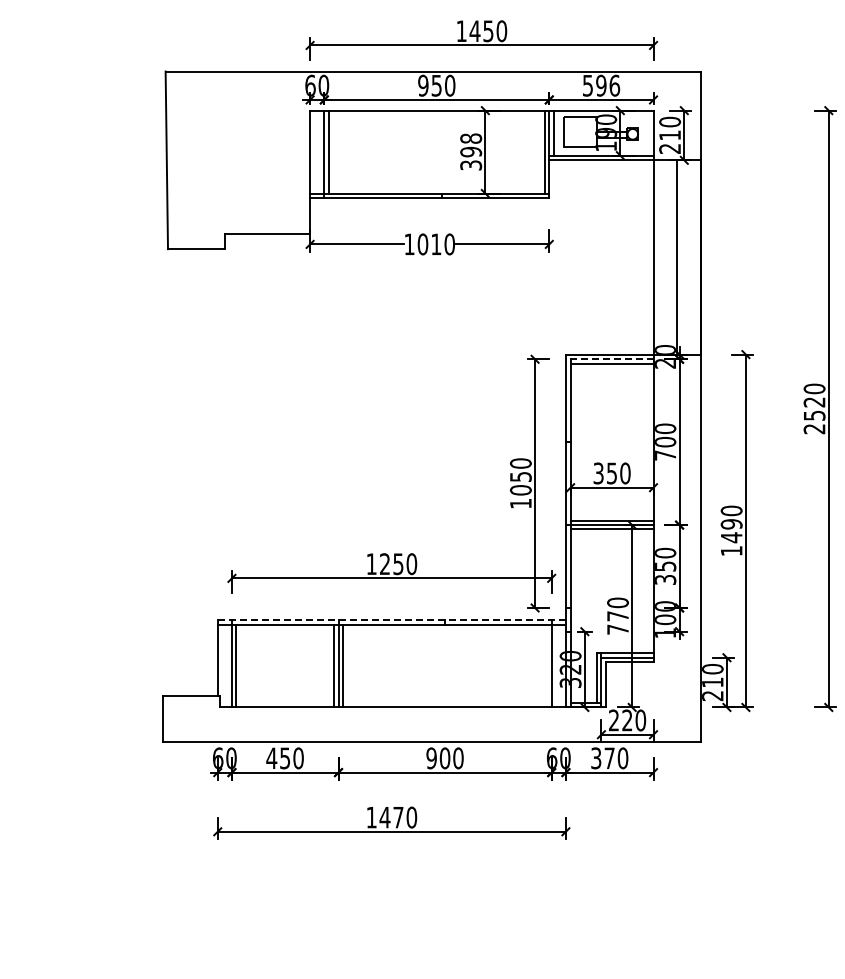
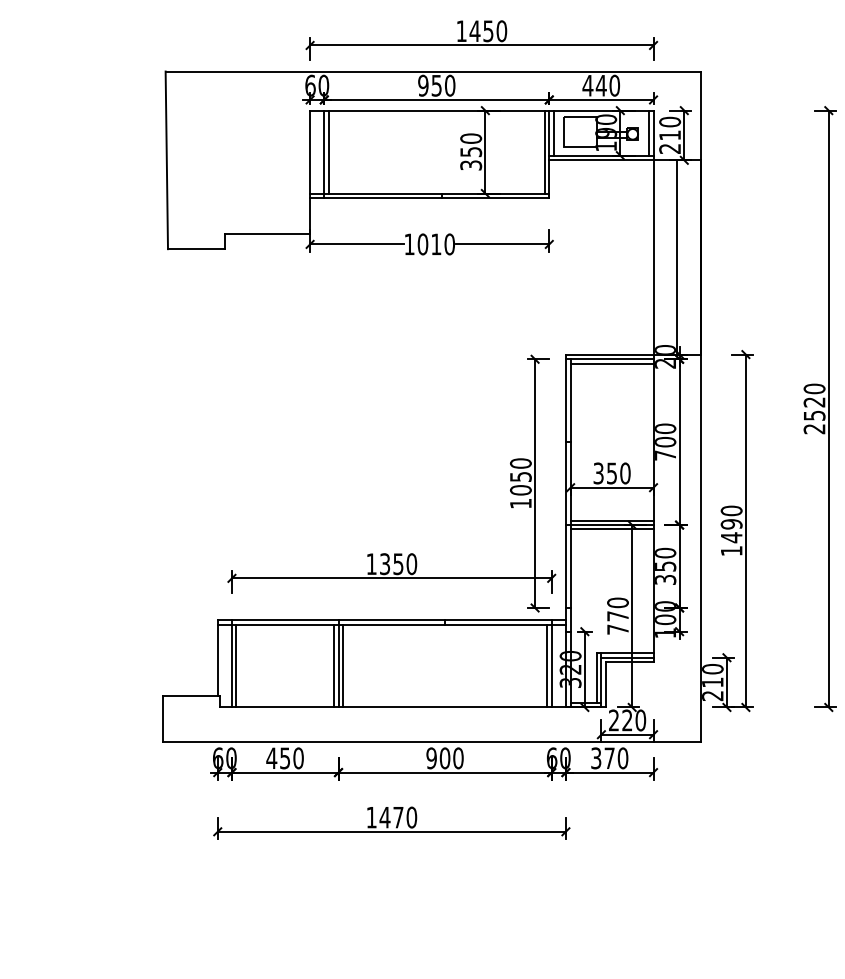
text: 596 -> 440 (601, 85)
line: none -> present (649, 132)
text: 398 -> 350 (470, 145)
line: dashed -> solid (609, 359)
text: 1250 -> 1350 (385, 564)
line: dashed -> solid (392, 619)
line: none -> present (547, 665)
